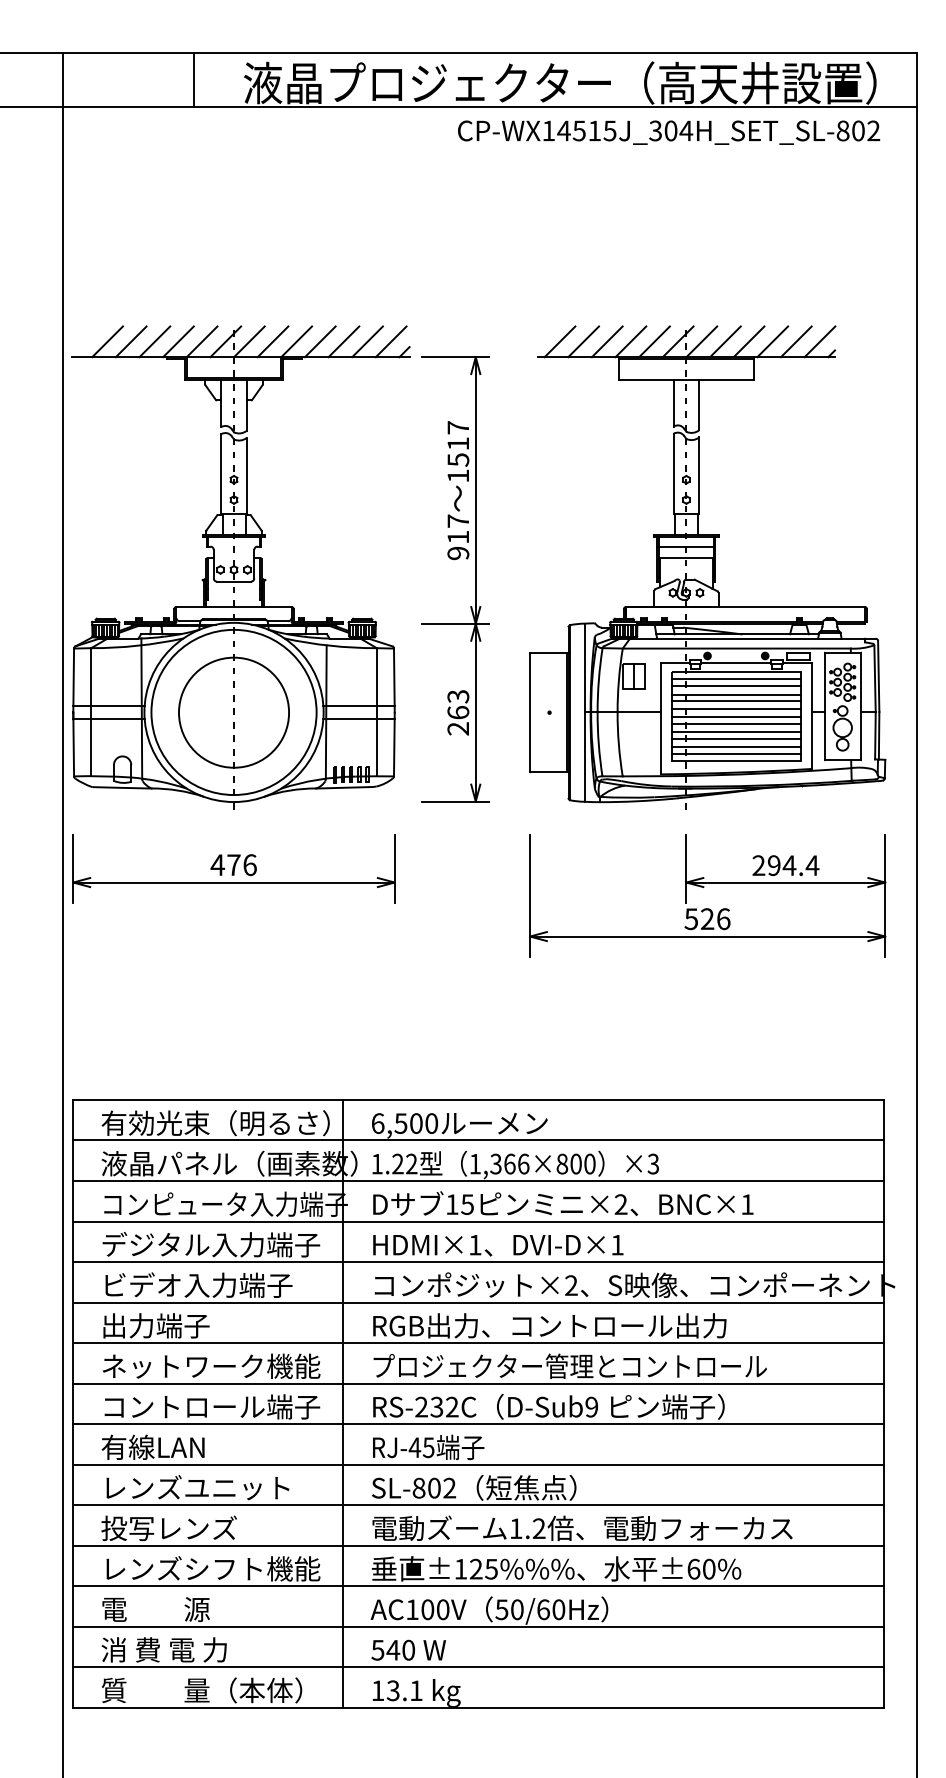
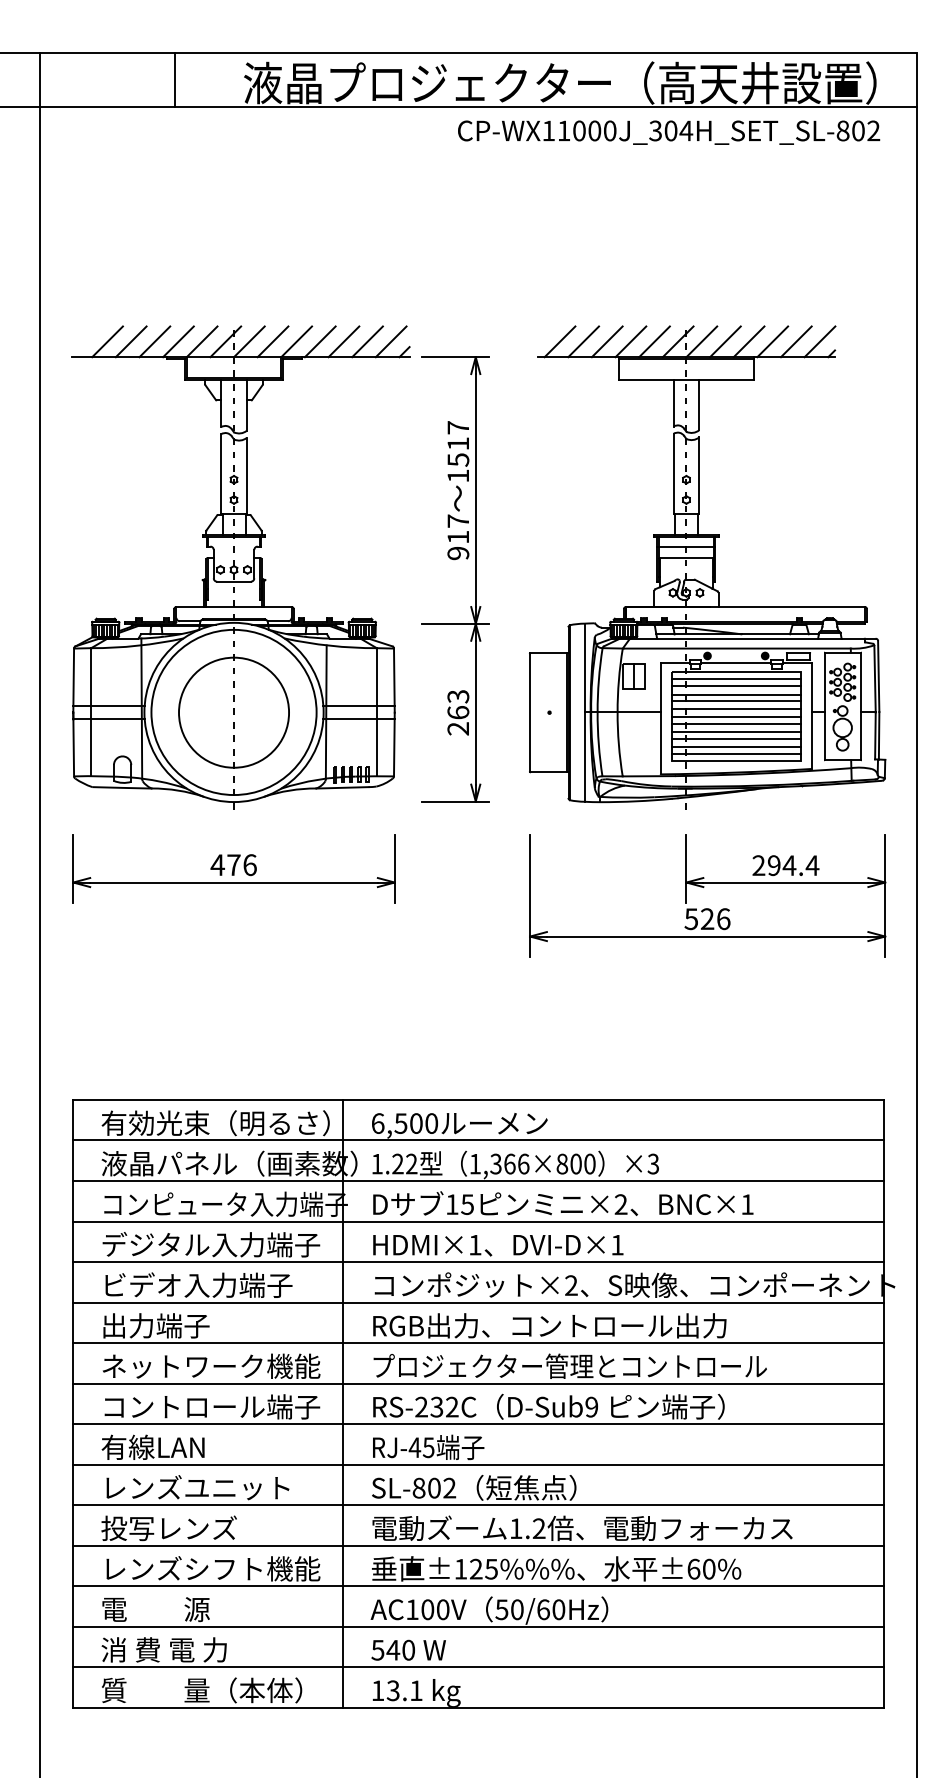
line position: (193, 80) -> (174, 80) (174, 80)
text: CP-WX14515J_304H_SET_SL-802 -> CP-WX11000J_304H_SET_SL-802 (586, 130)
line position: (62, 913) -> (39, 913) (39, 913)
